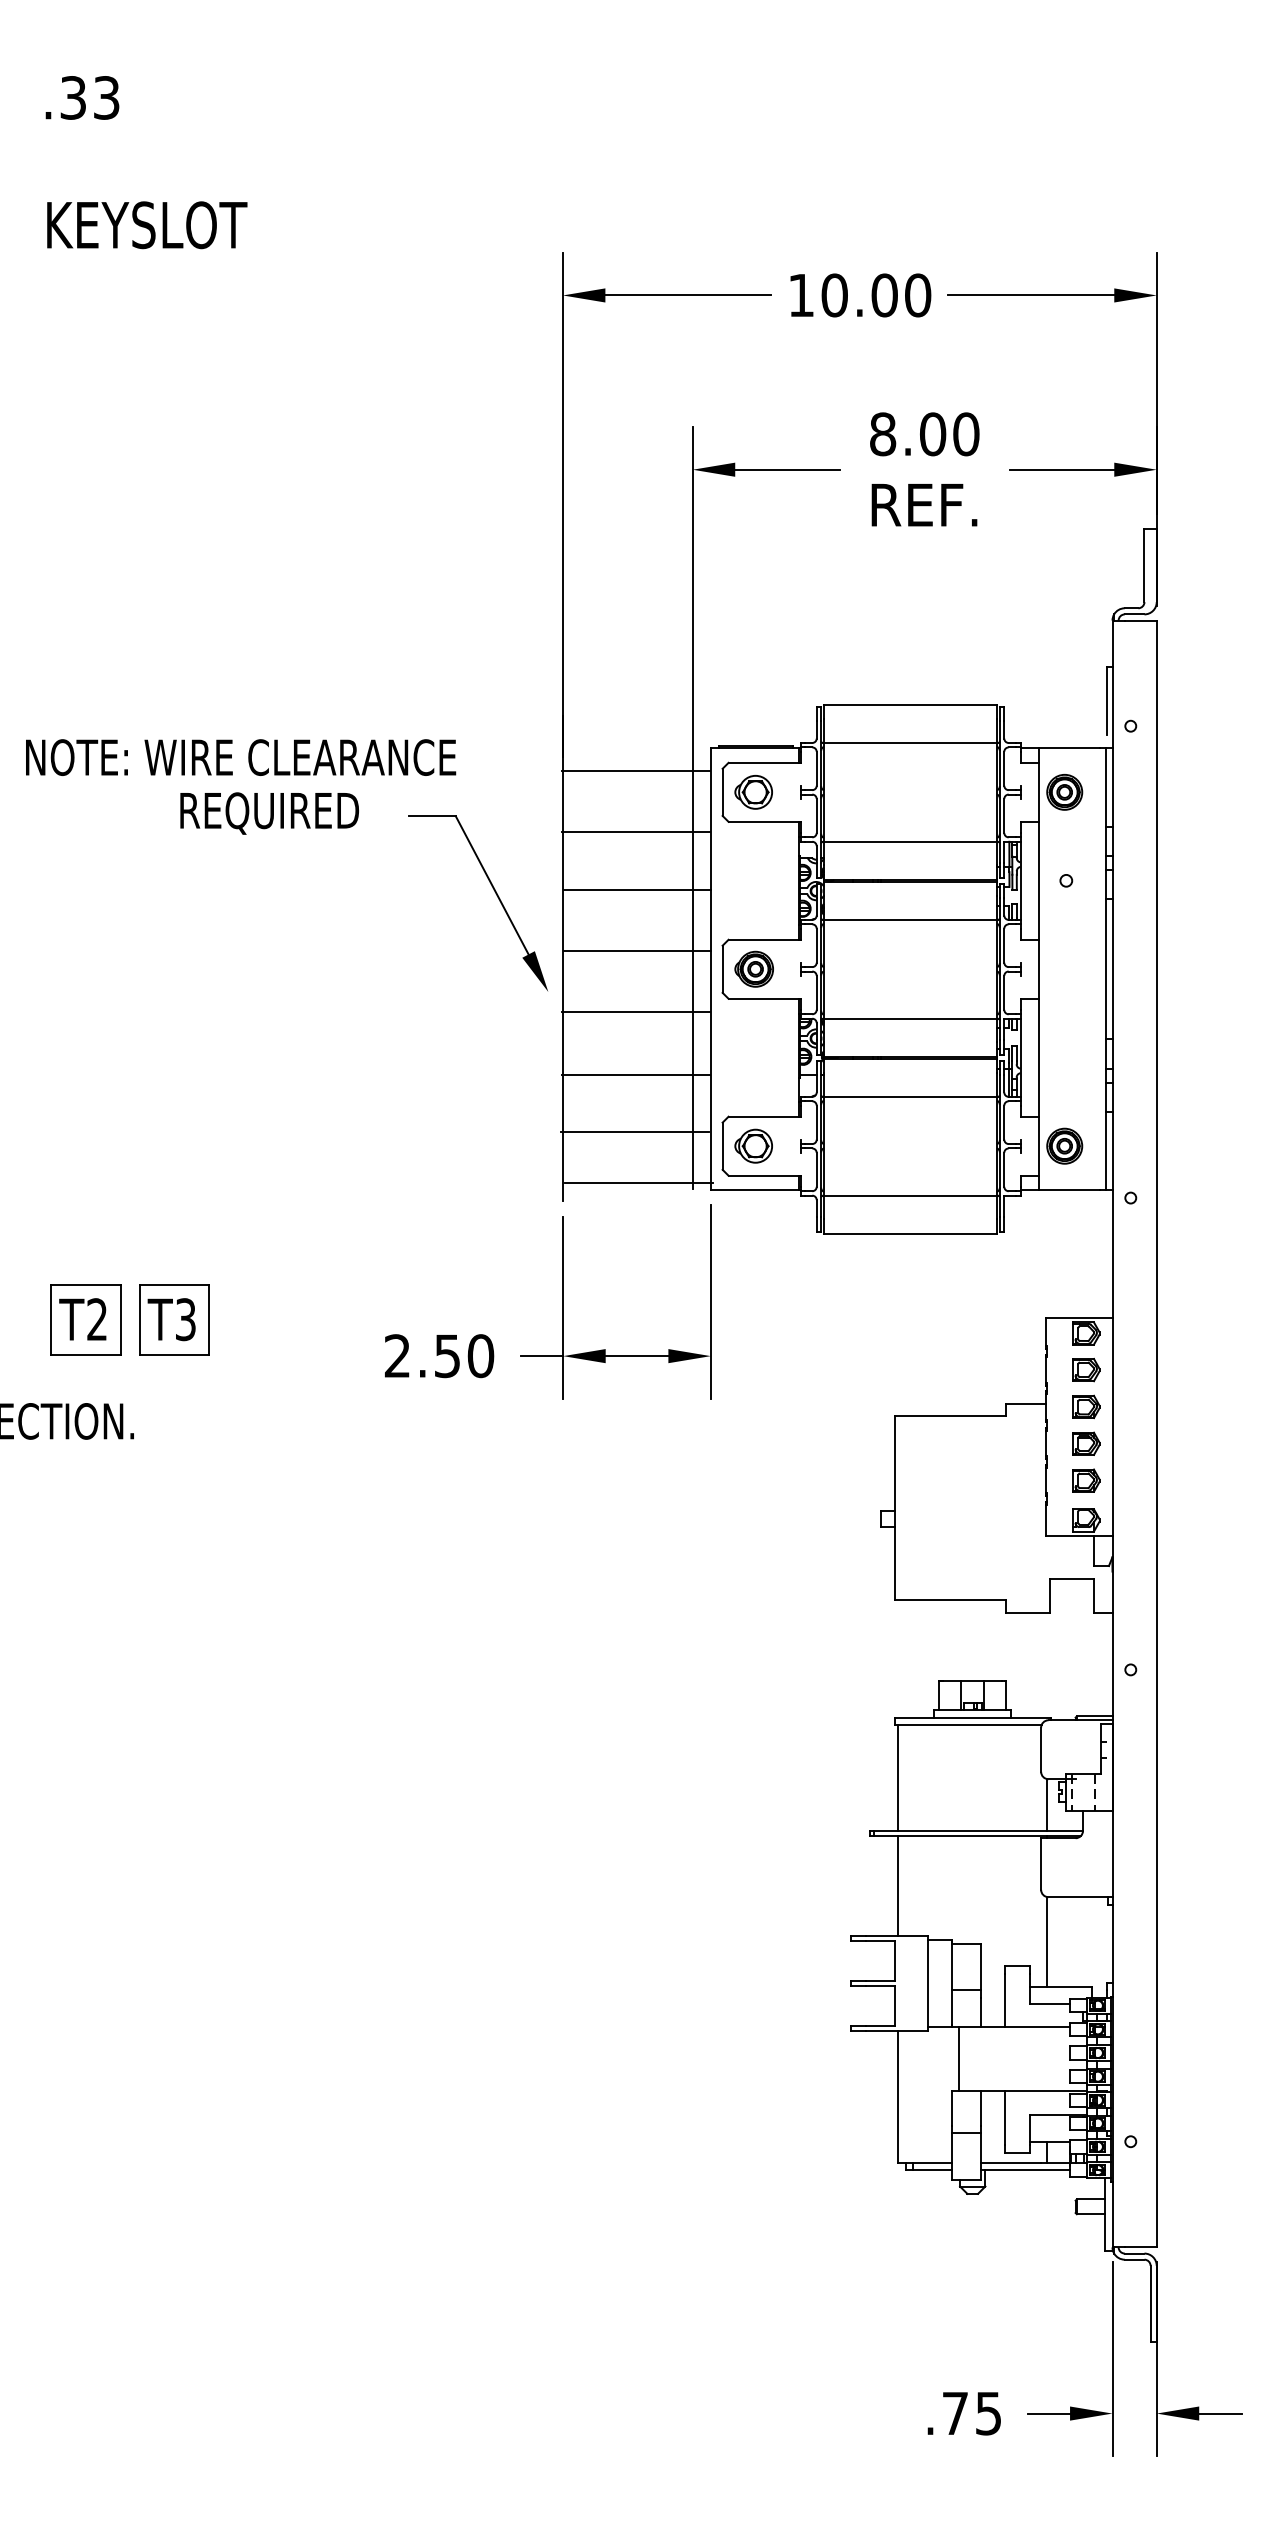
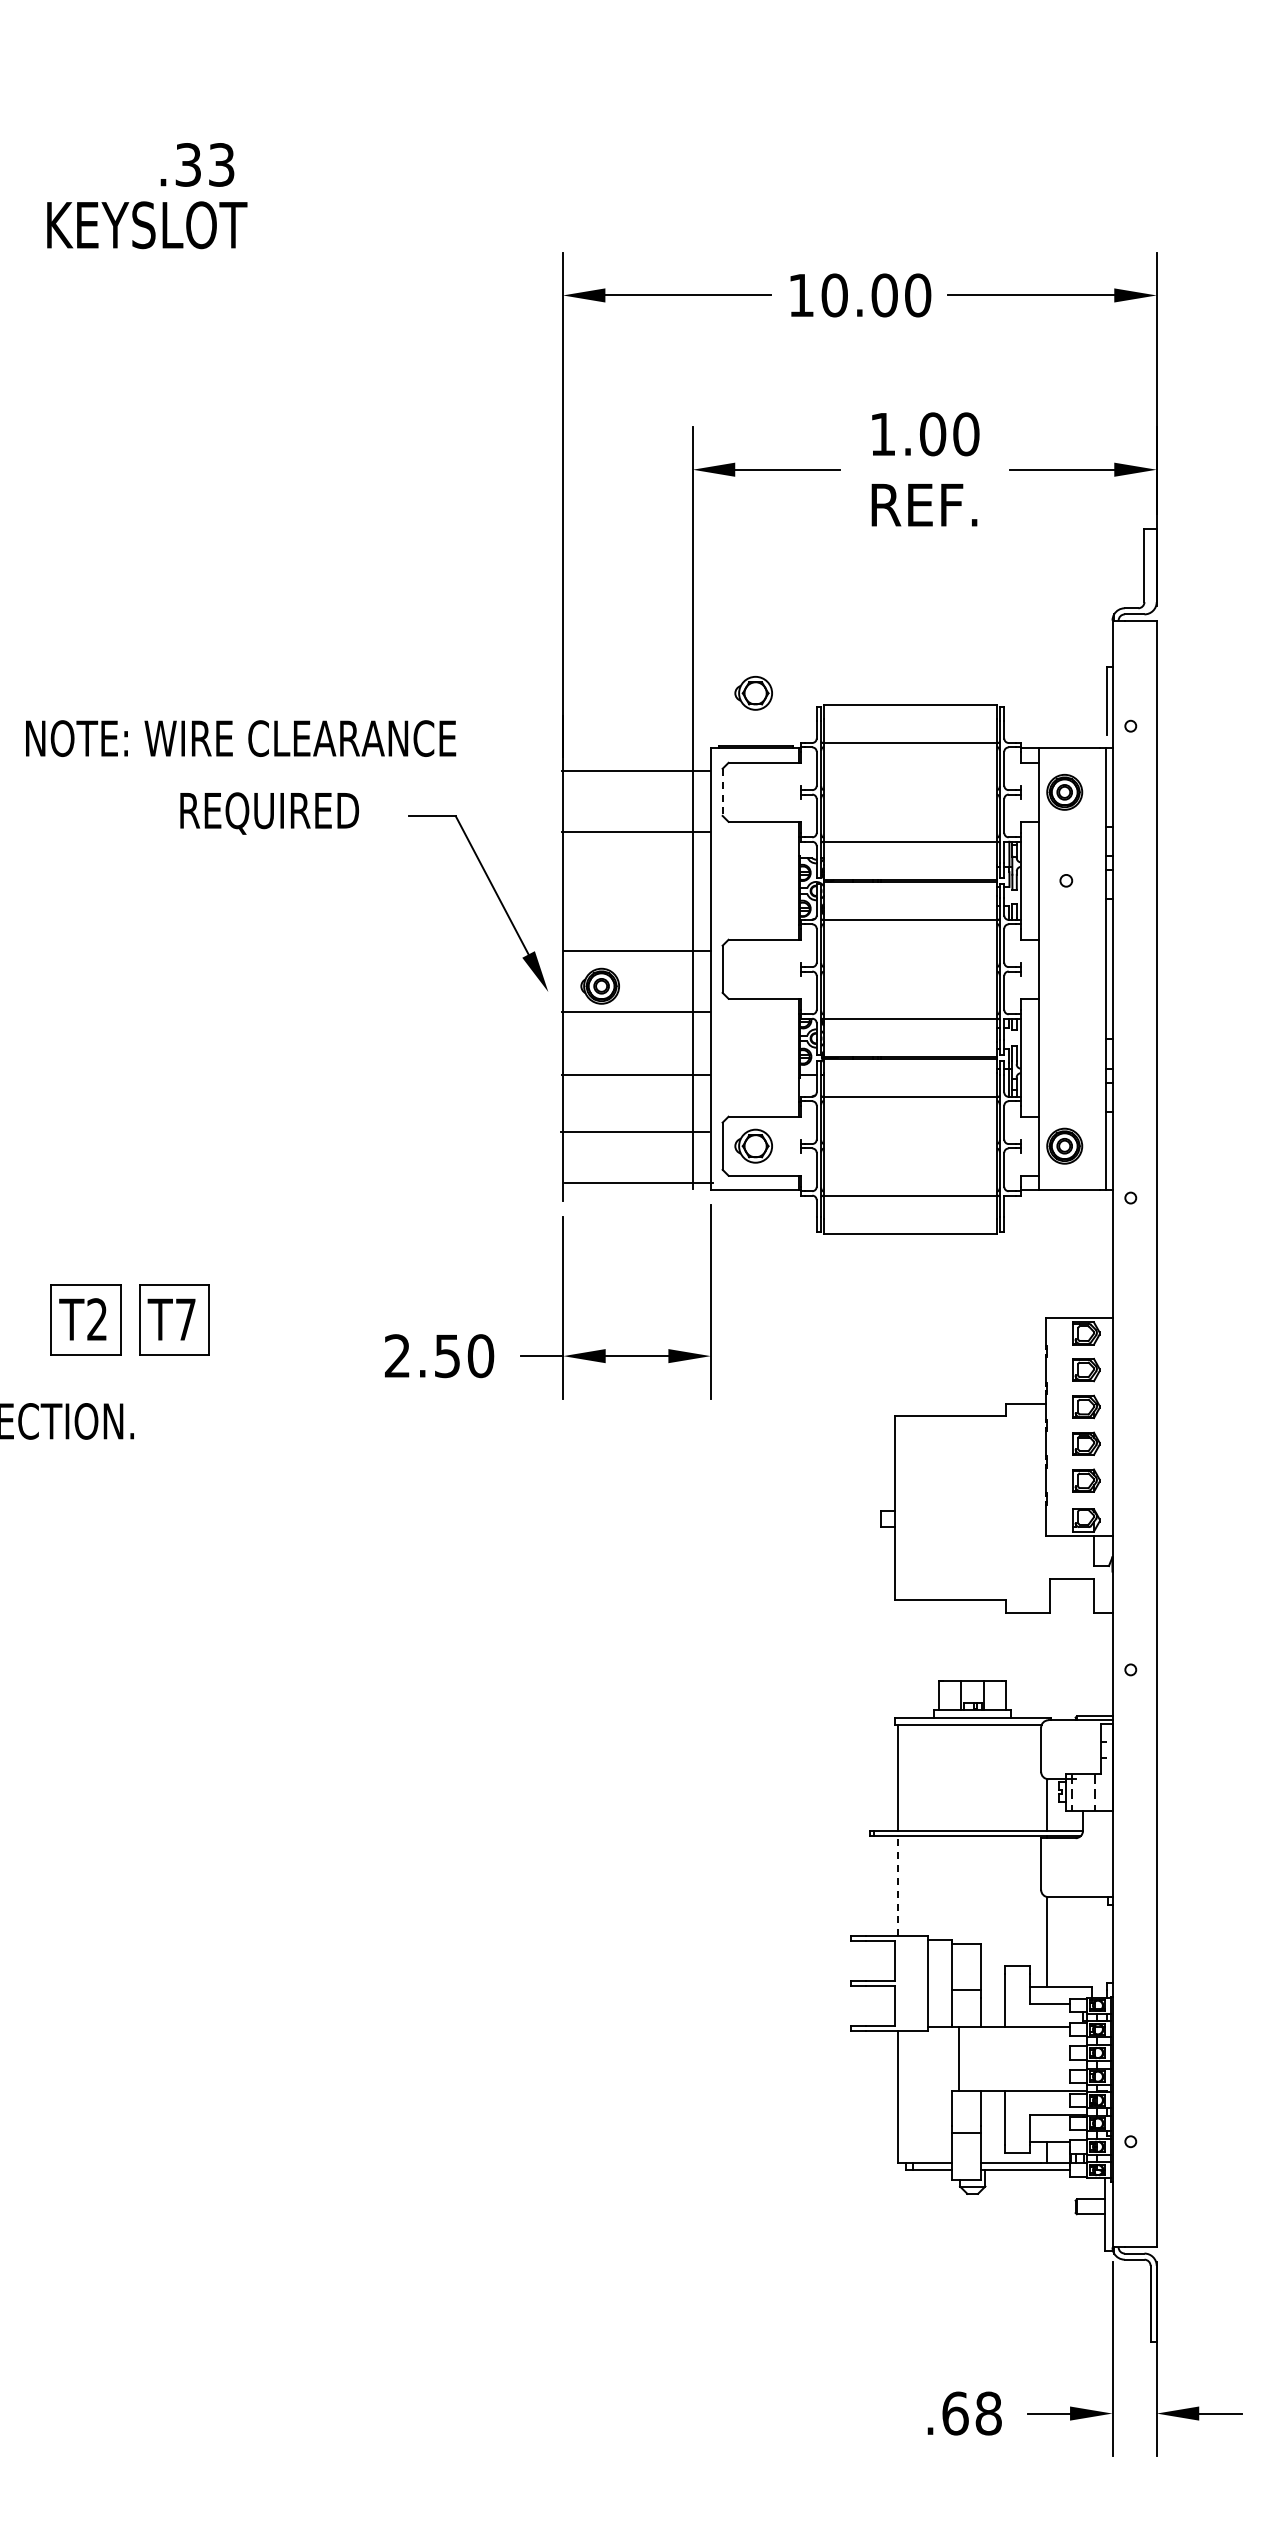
text position: (82, 97) -> (197, 164) (197, 164)
text: 8.00 -> 1.00 (883, 434)
text position: (241, 757) -> (241, 738) (241, 738)
line: solid -> dashed (722, 792)
part position: (753, 792) -> (753, 693) (753, 693)
line: present -> none (637, 890)
part position: (753, 968) -> (599, 985) (599, 985)
text: T3 -> T7 (185, 1319)
line: solid -> dashed (898, 1885)
text: .75 -> .68 (971, 2413)
